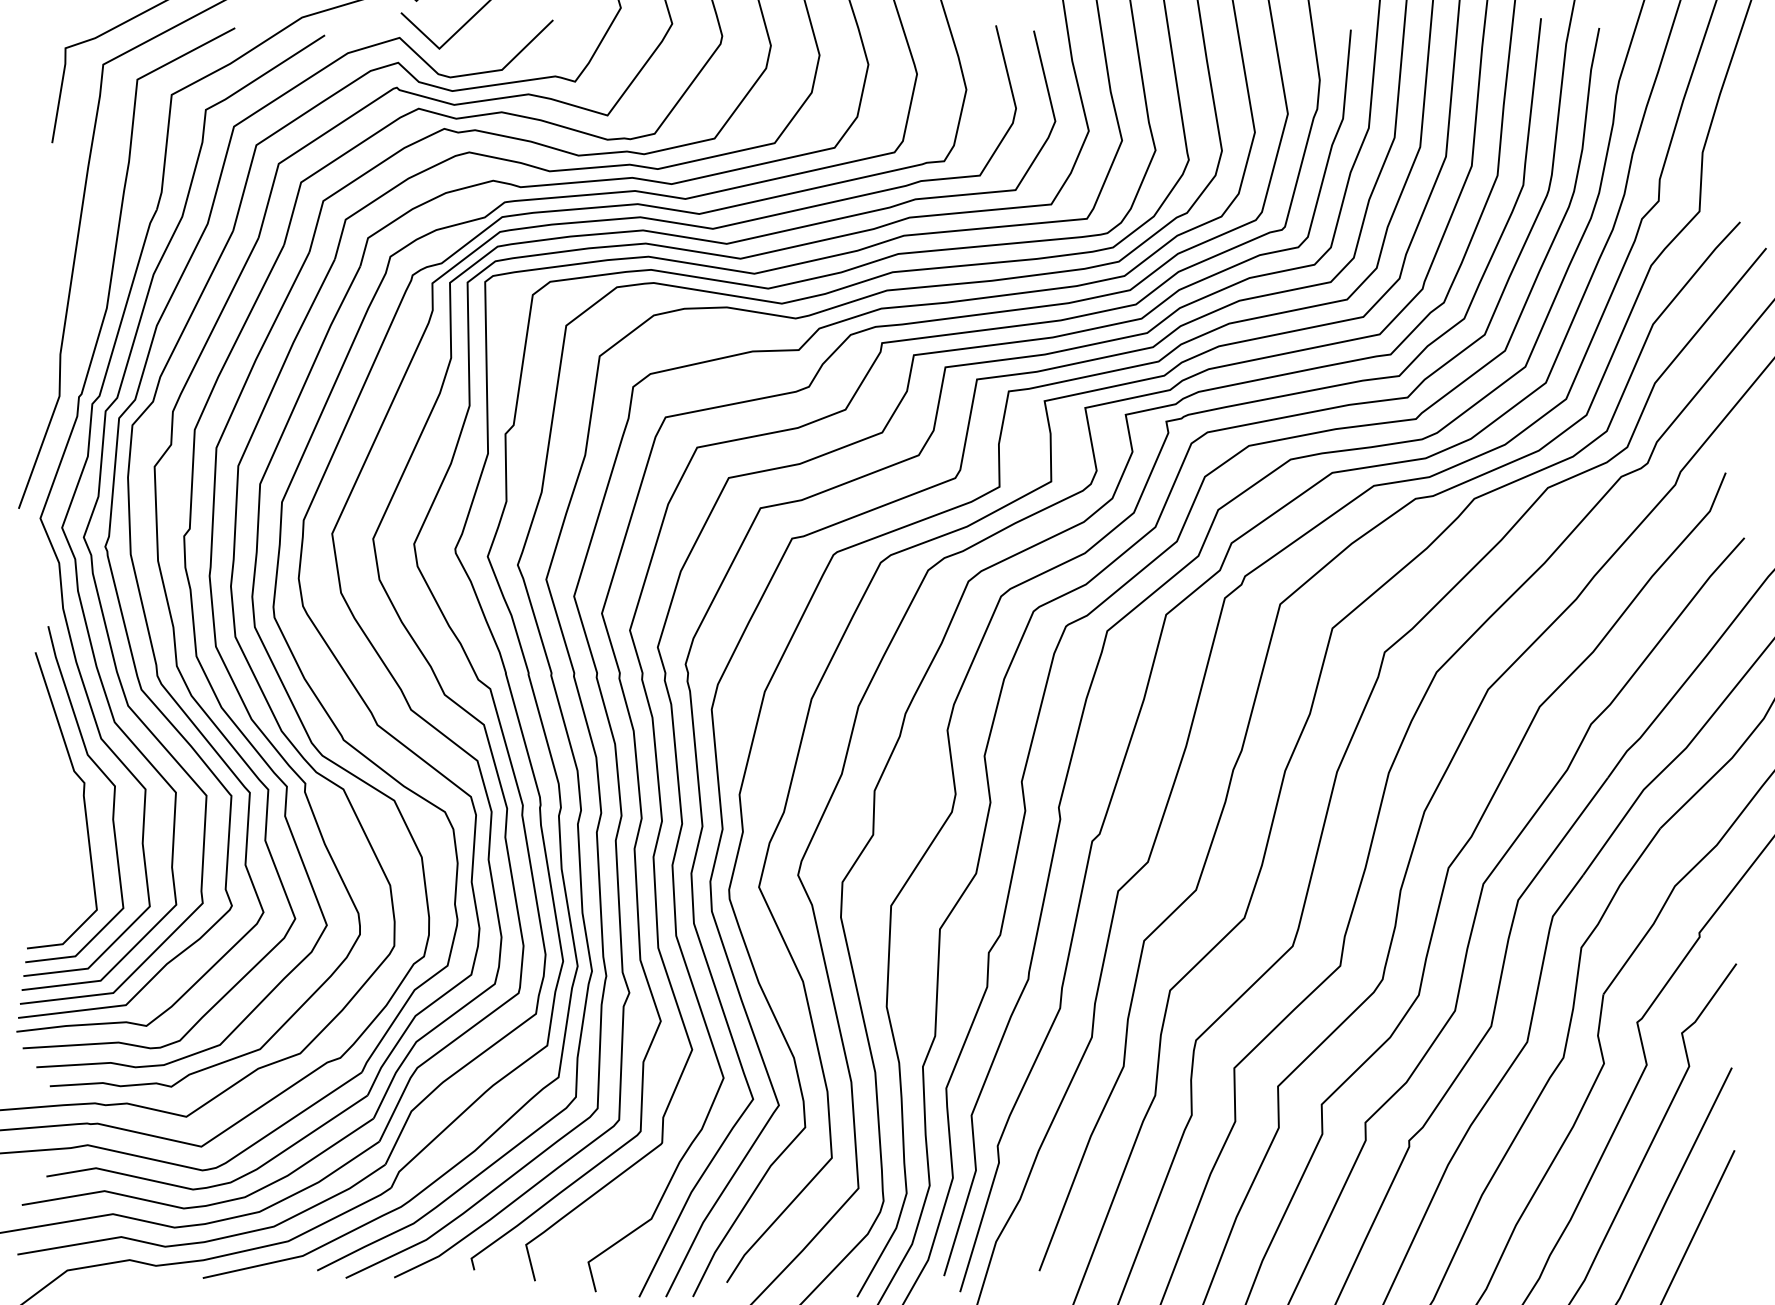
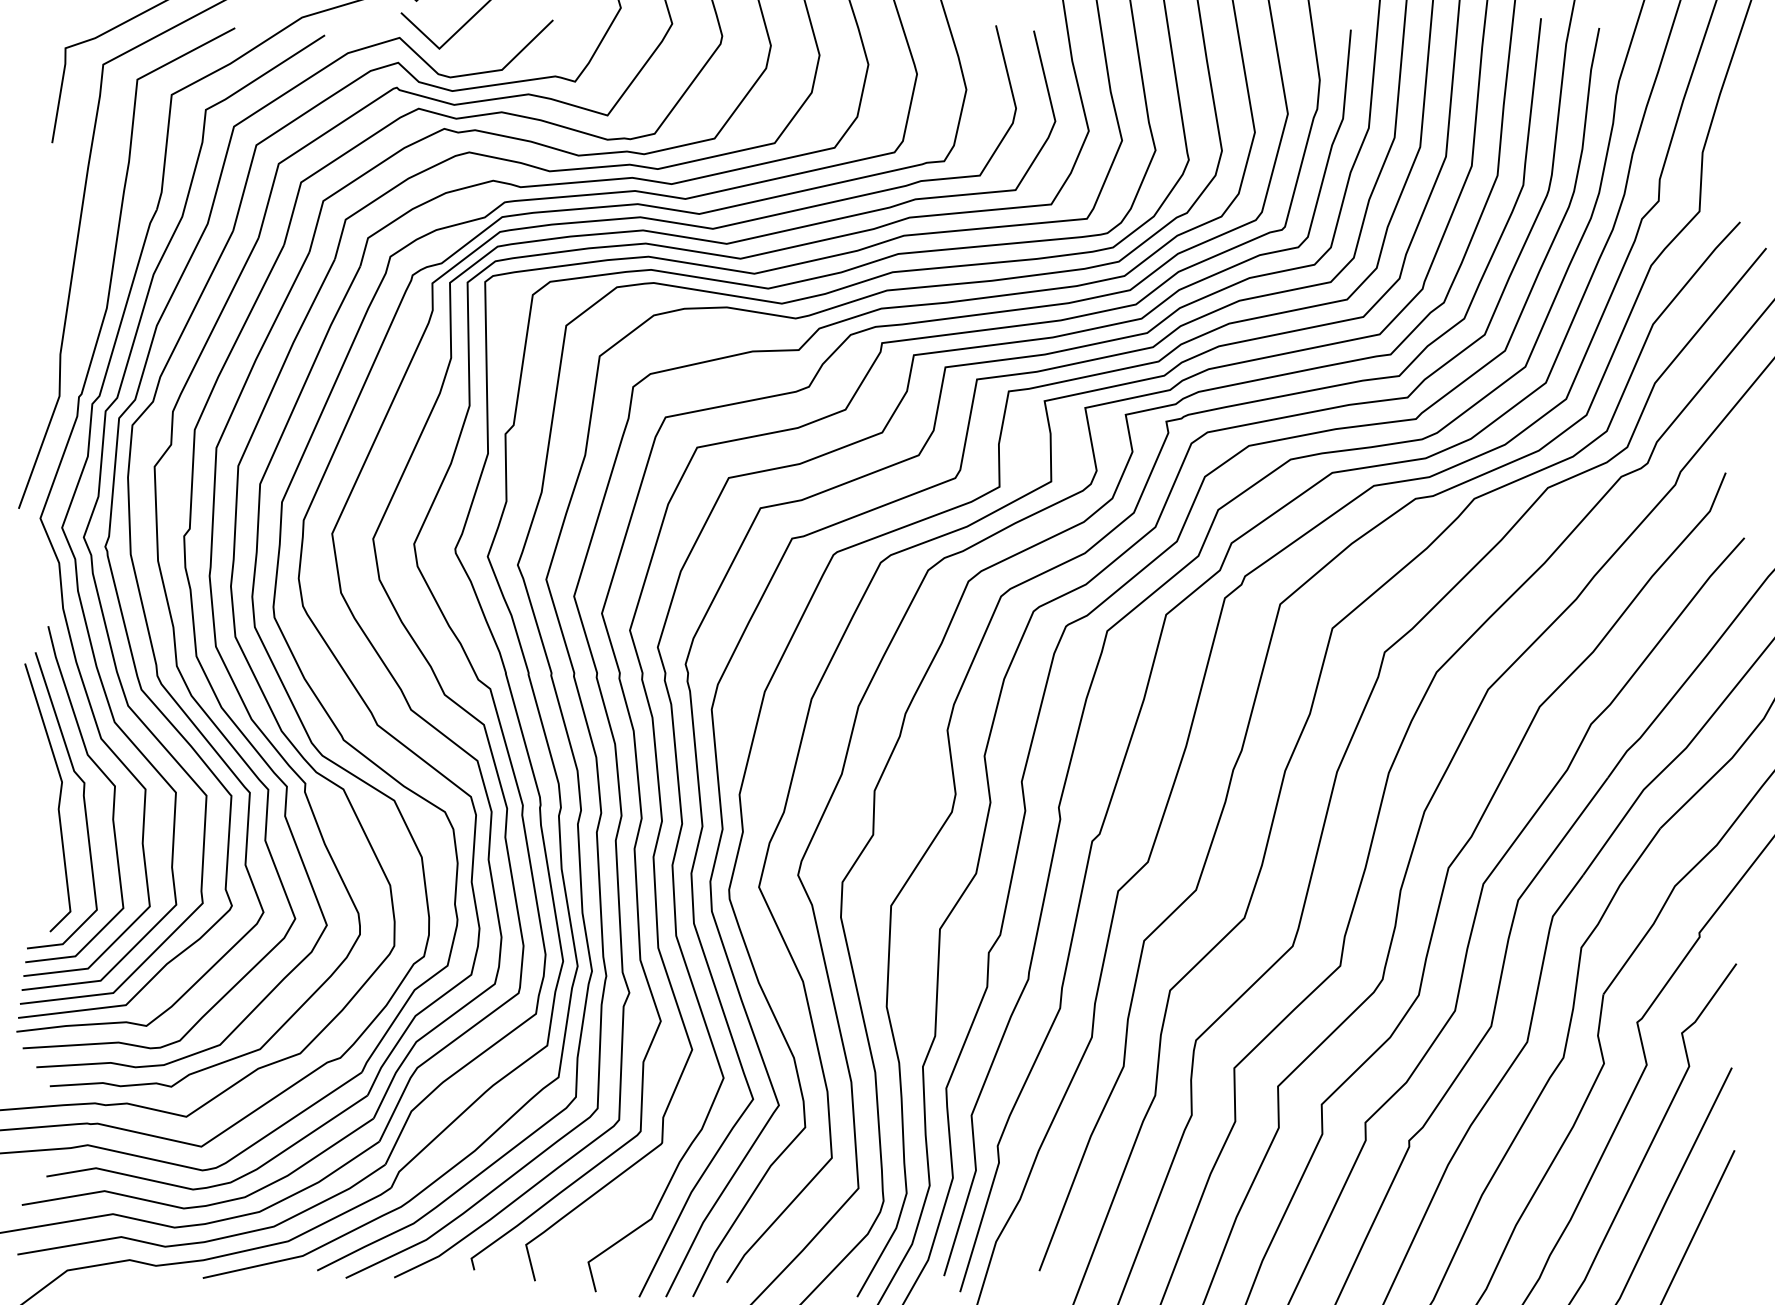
line: none -> present (58, 800)
